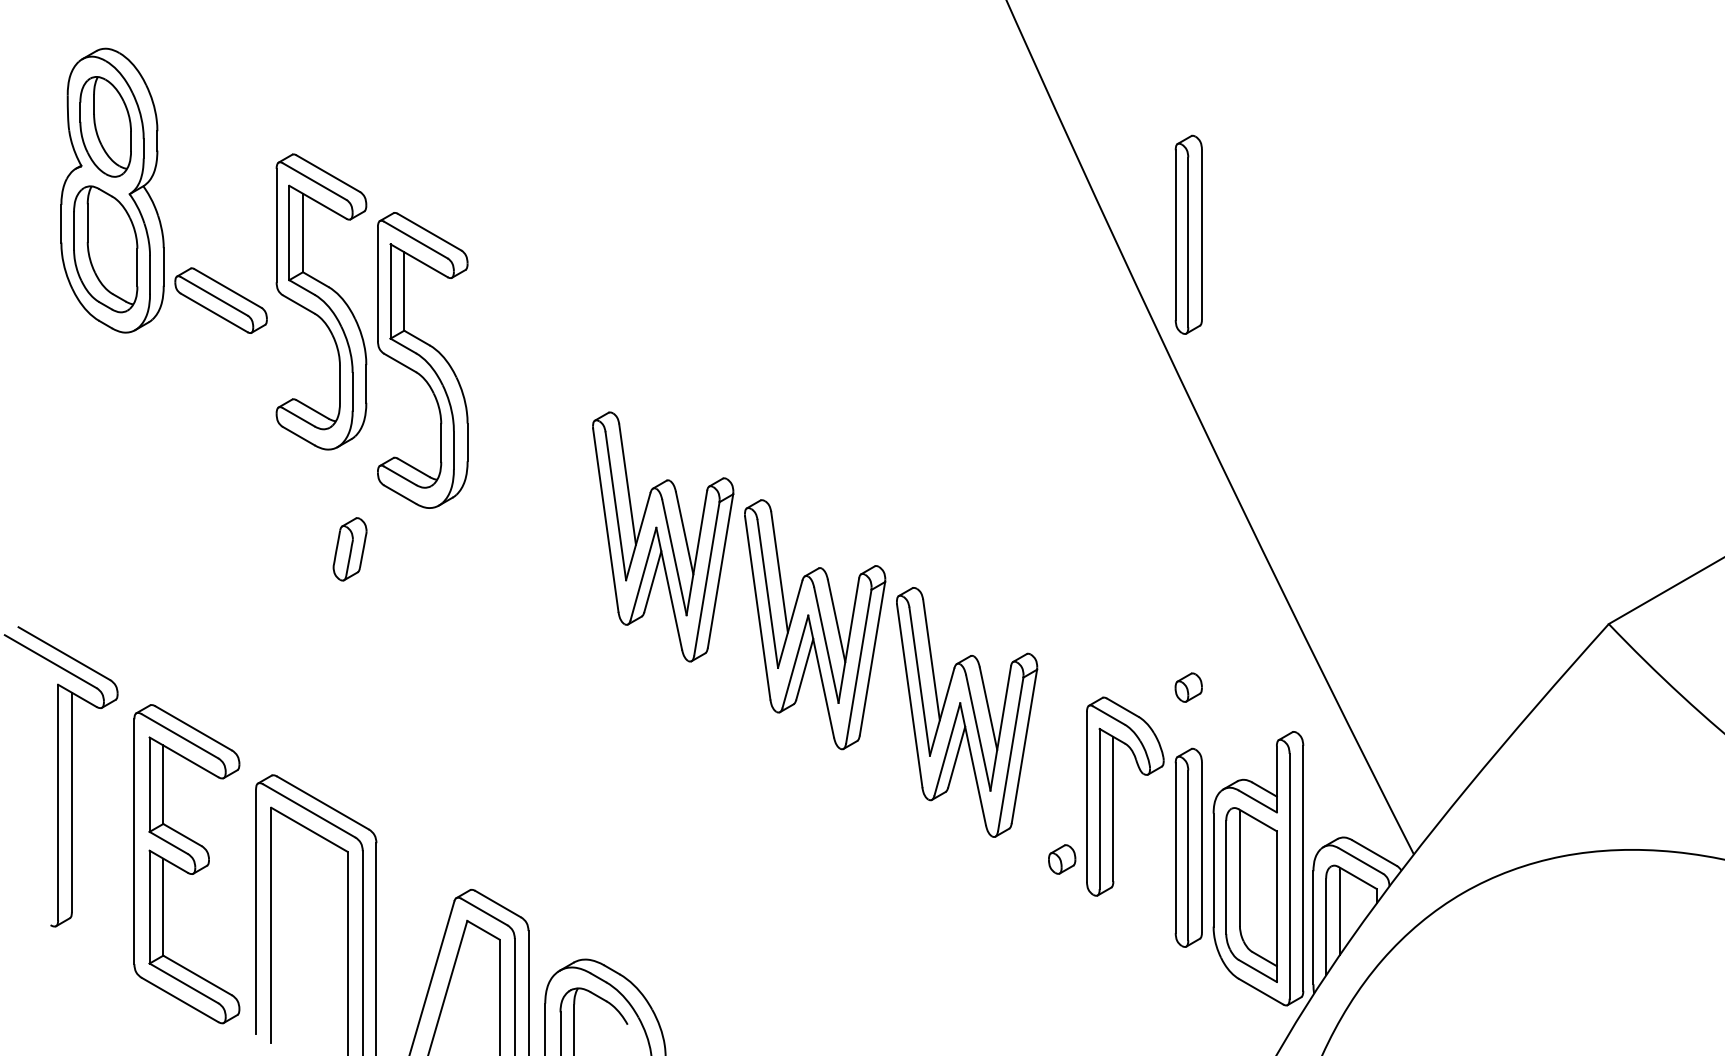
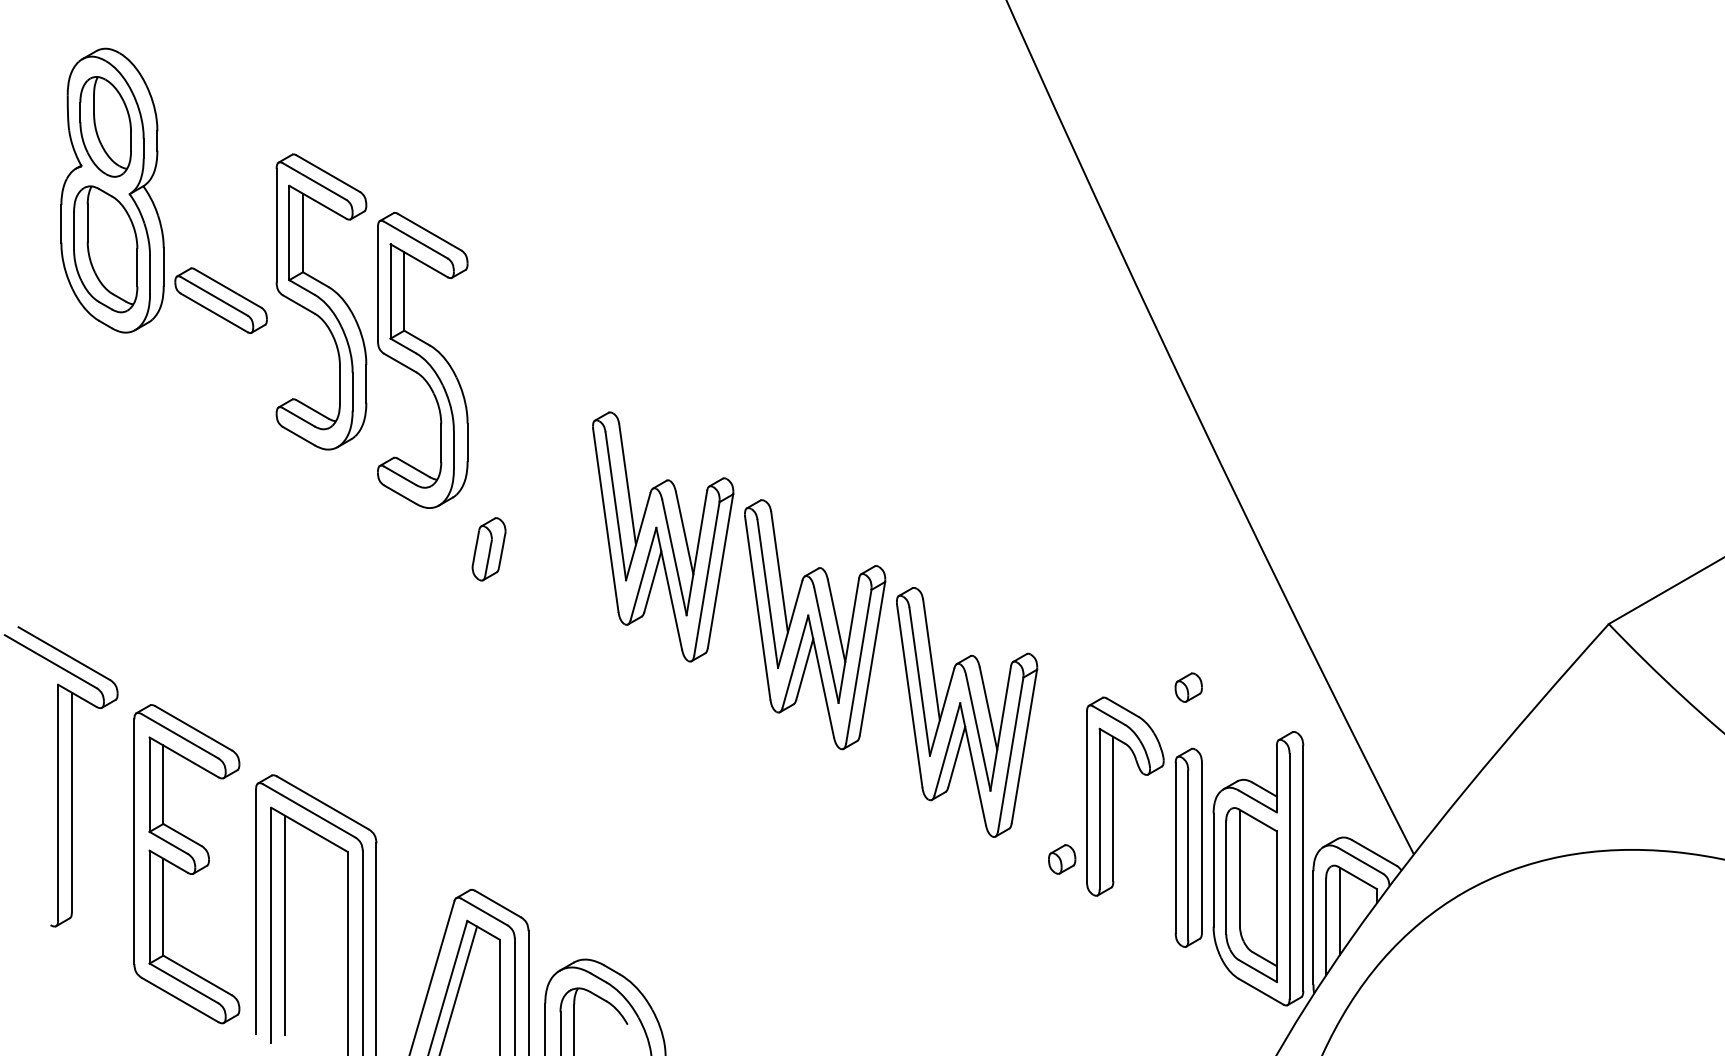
part: present -> none (1188, 234)
part position: (349, 549) -> (488, 549) (488, 549)
line: none -> present (284, 925)
line: none -> present (458, 989)
